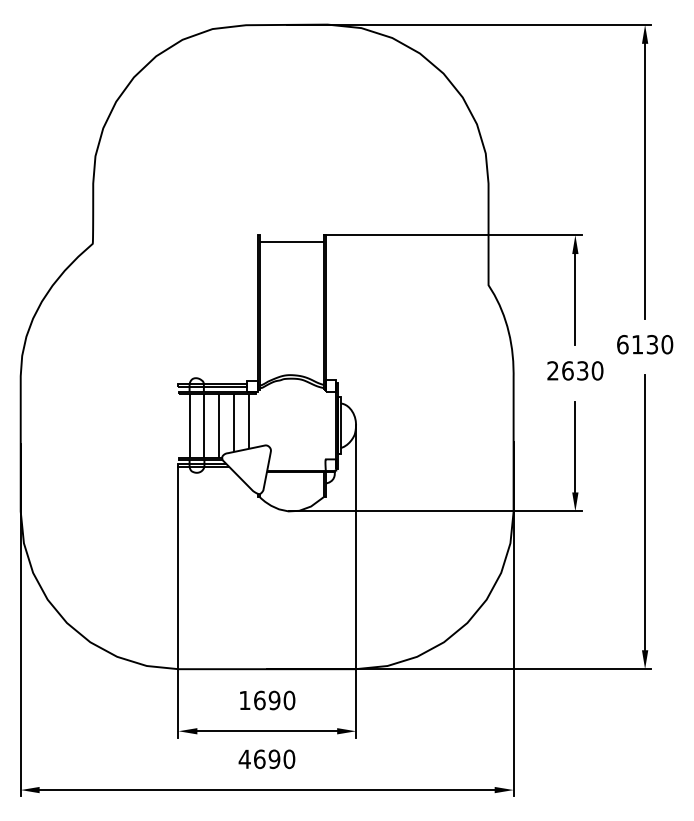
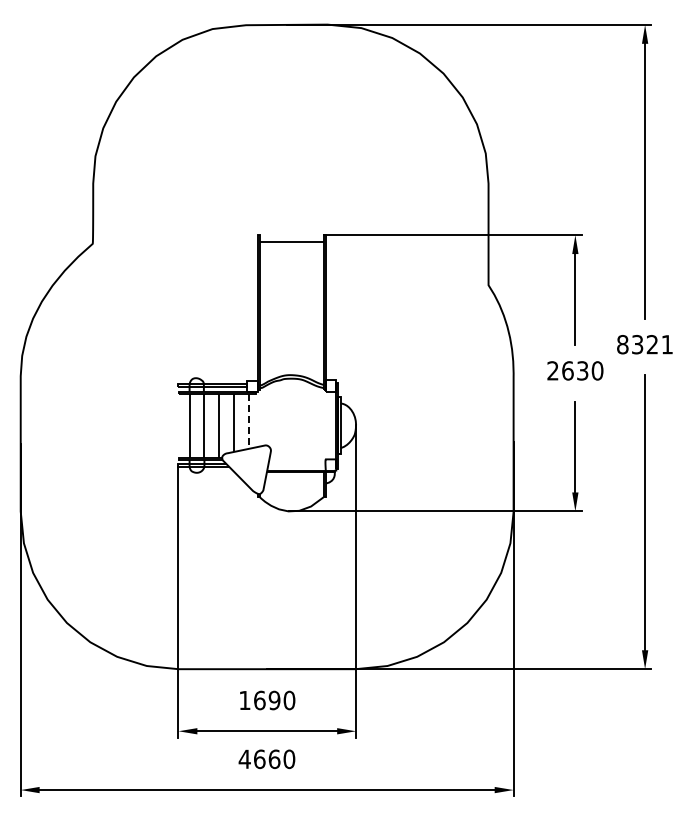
text: 6130 -> 8321 (645, 344)
line: solid -> dashed (248, 422)
text: 4690 -> 4660 (274, 759)
